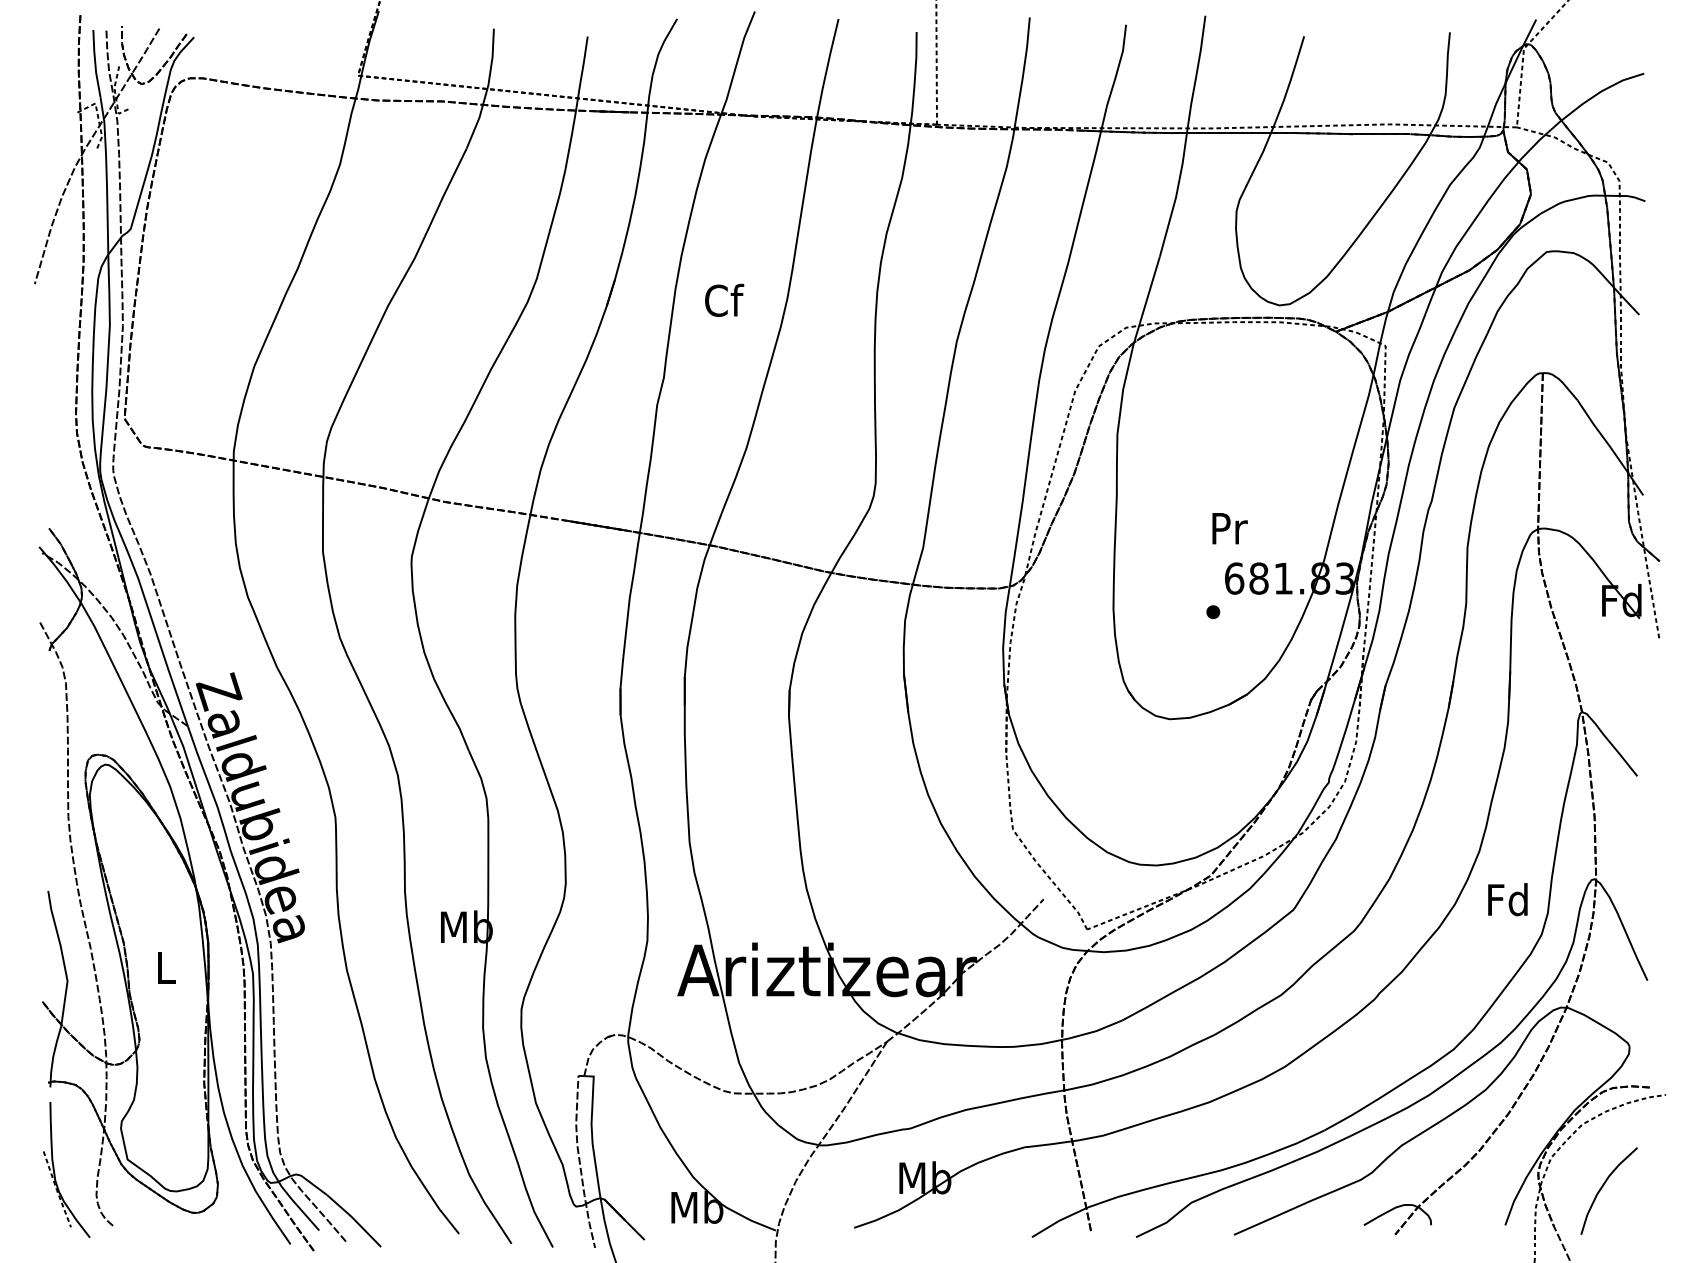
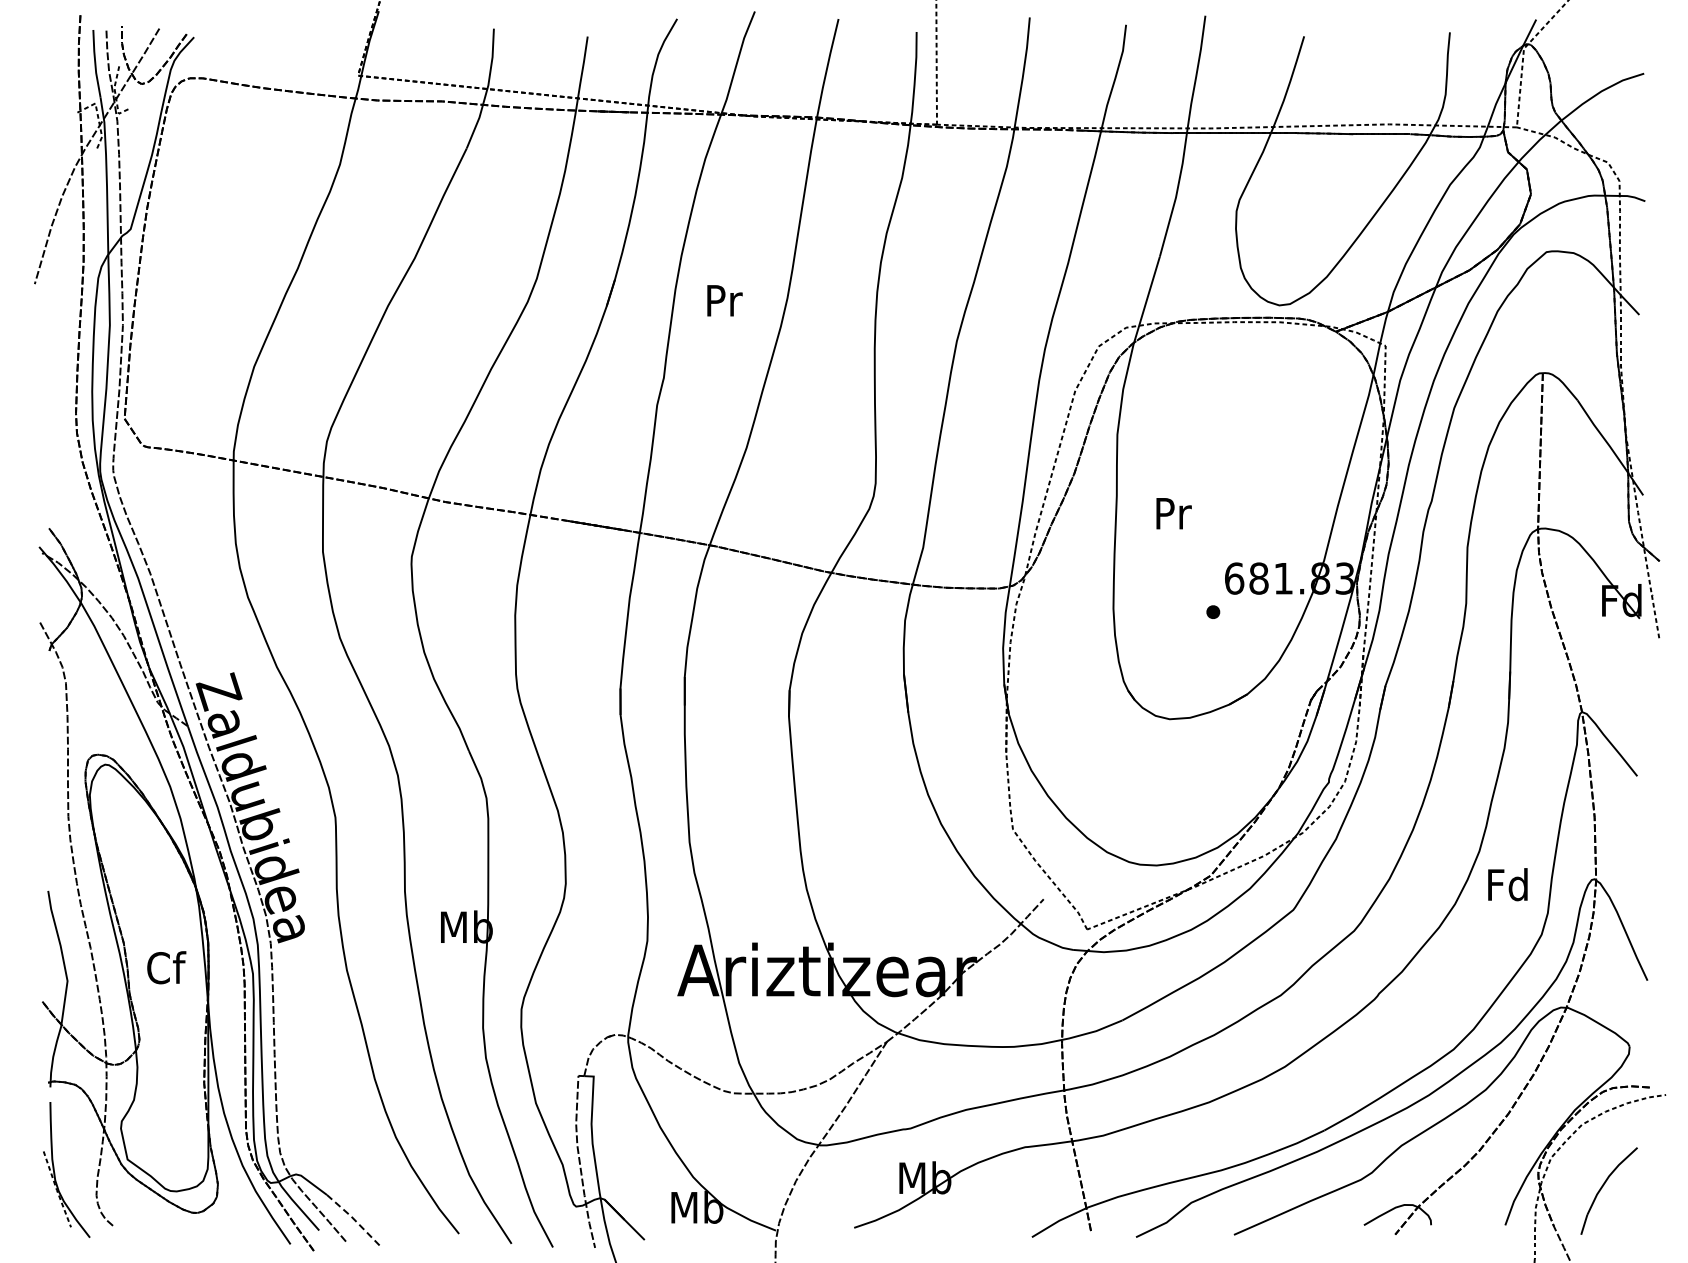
text: Cf -> Pr (724, 299)
text position: (1229, 528) -> (1173, 513) (1173, 513)
text position: (1507, 899) -> (1507, 884) (1507, 884)
text: L -> Cf (166, 967)
line: solid -> dashed (354, 1220)
